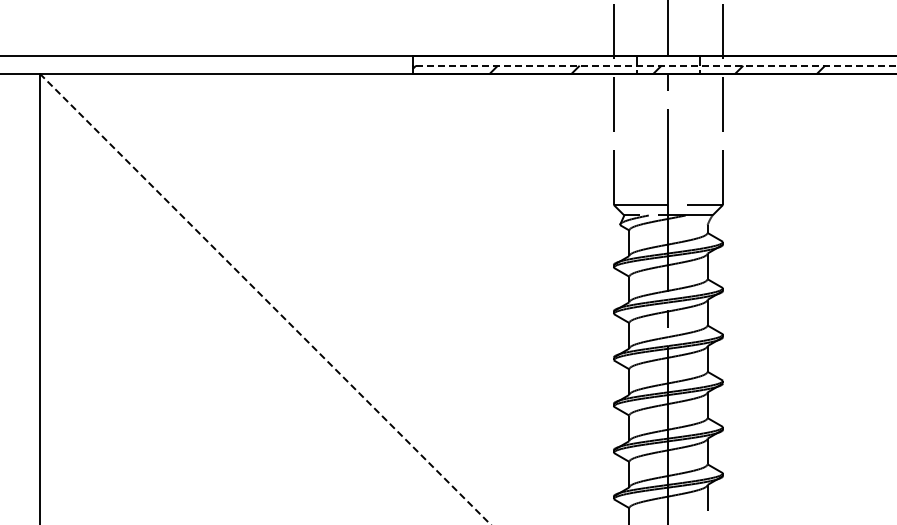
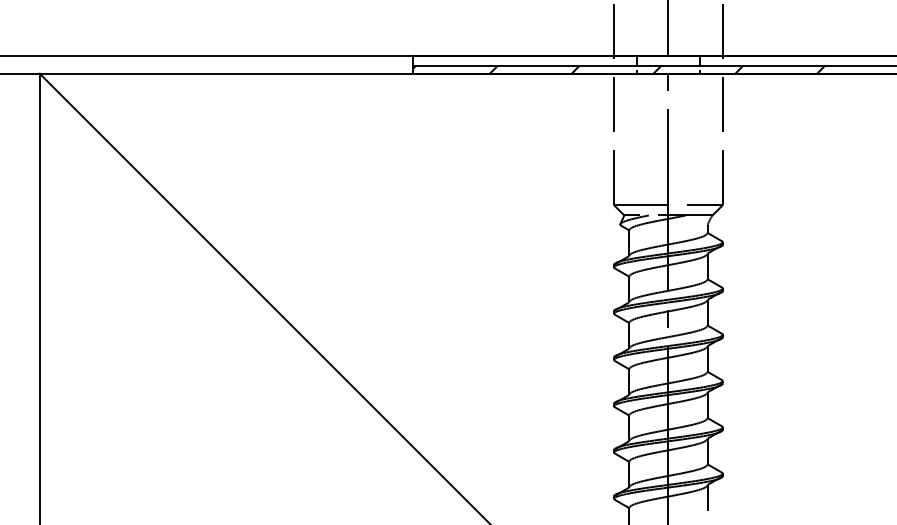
line: dashed -> solid (654, 66)
line: dashed -> solid (265, 299)
